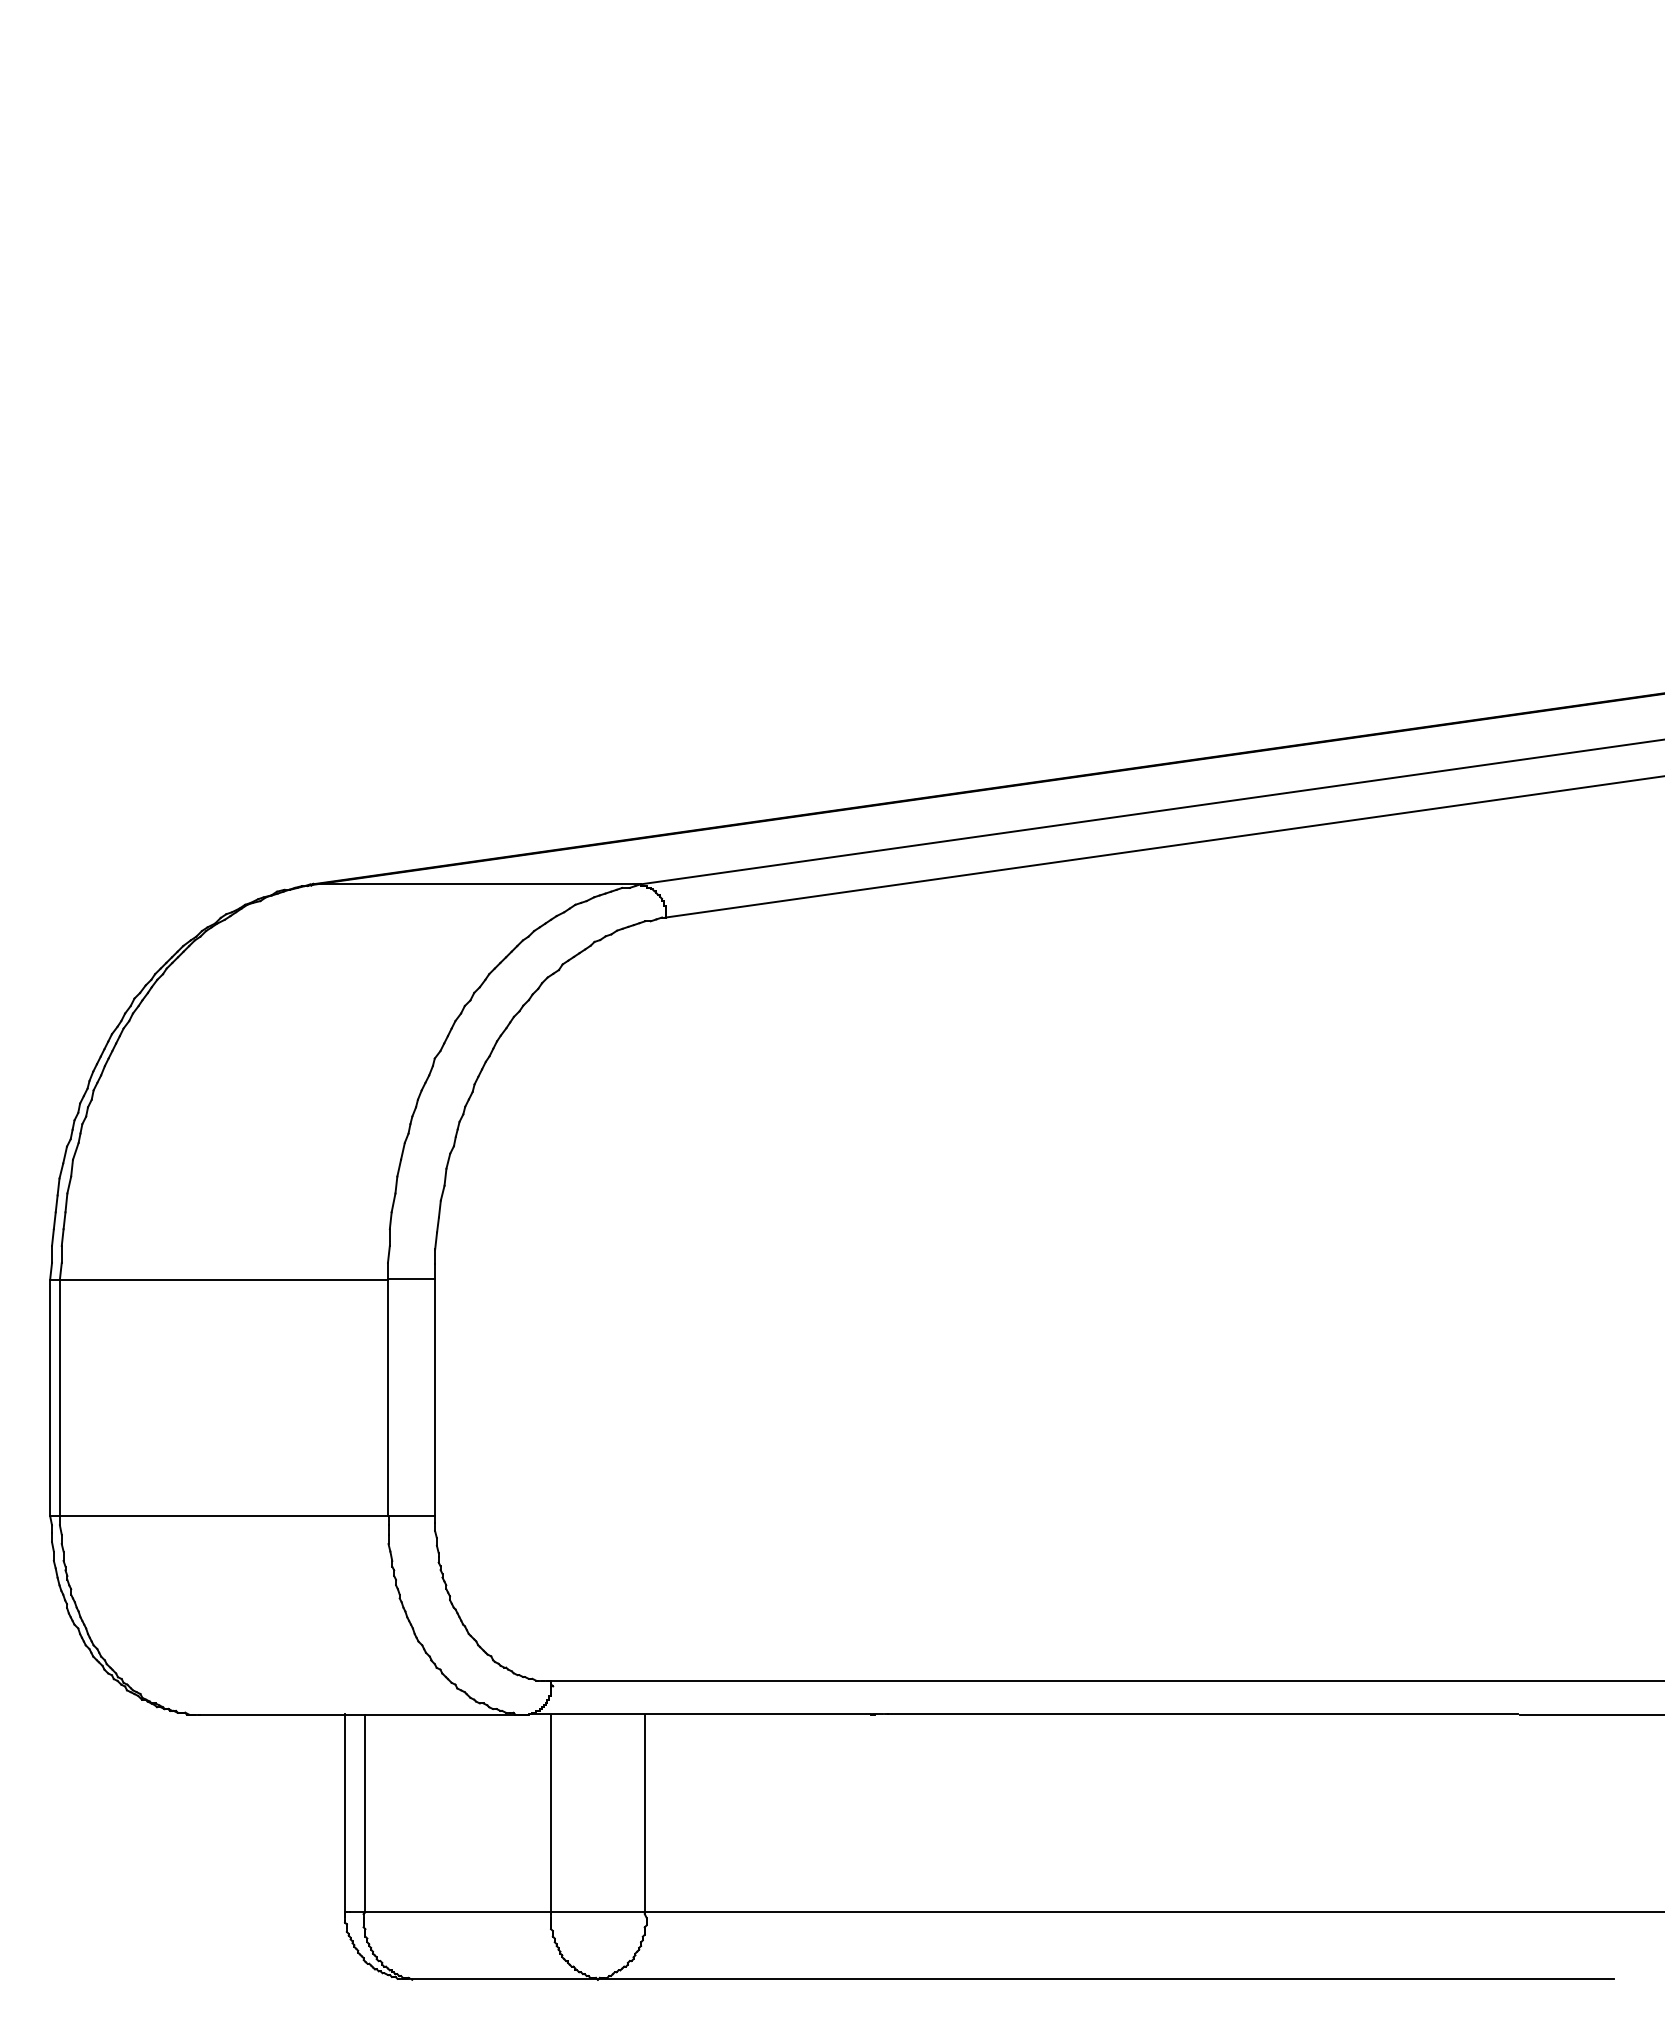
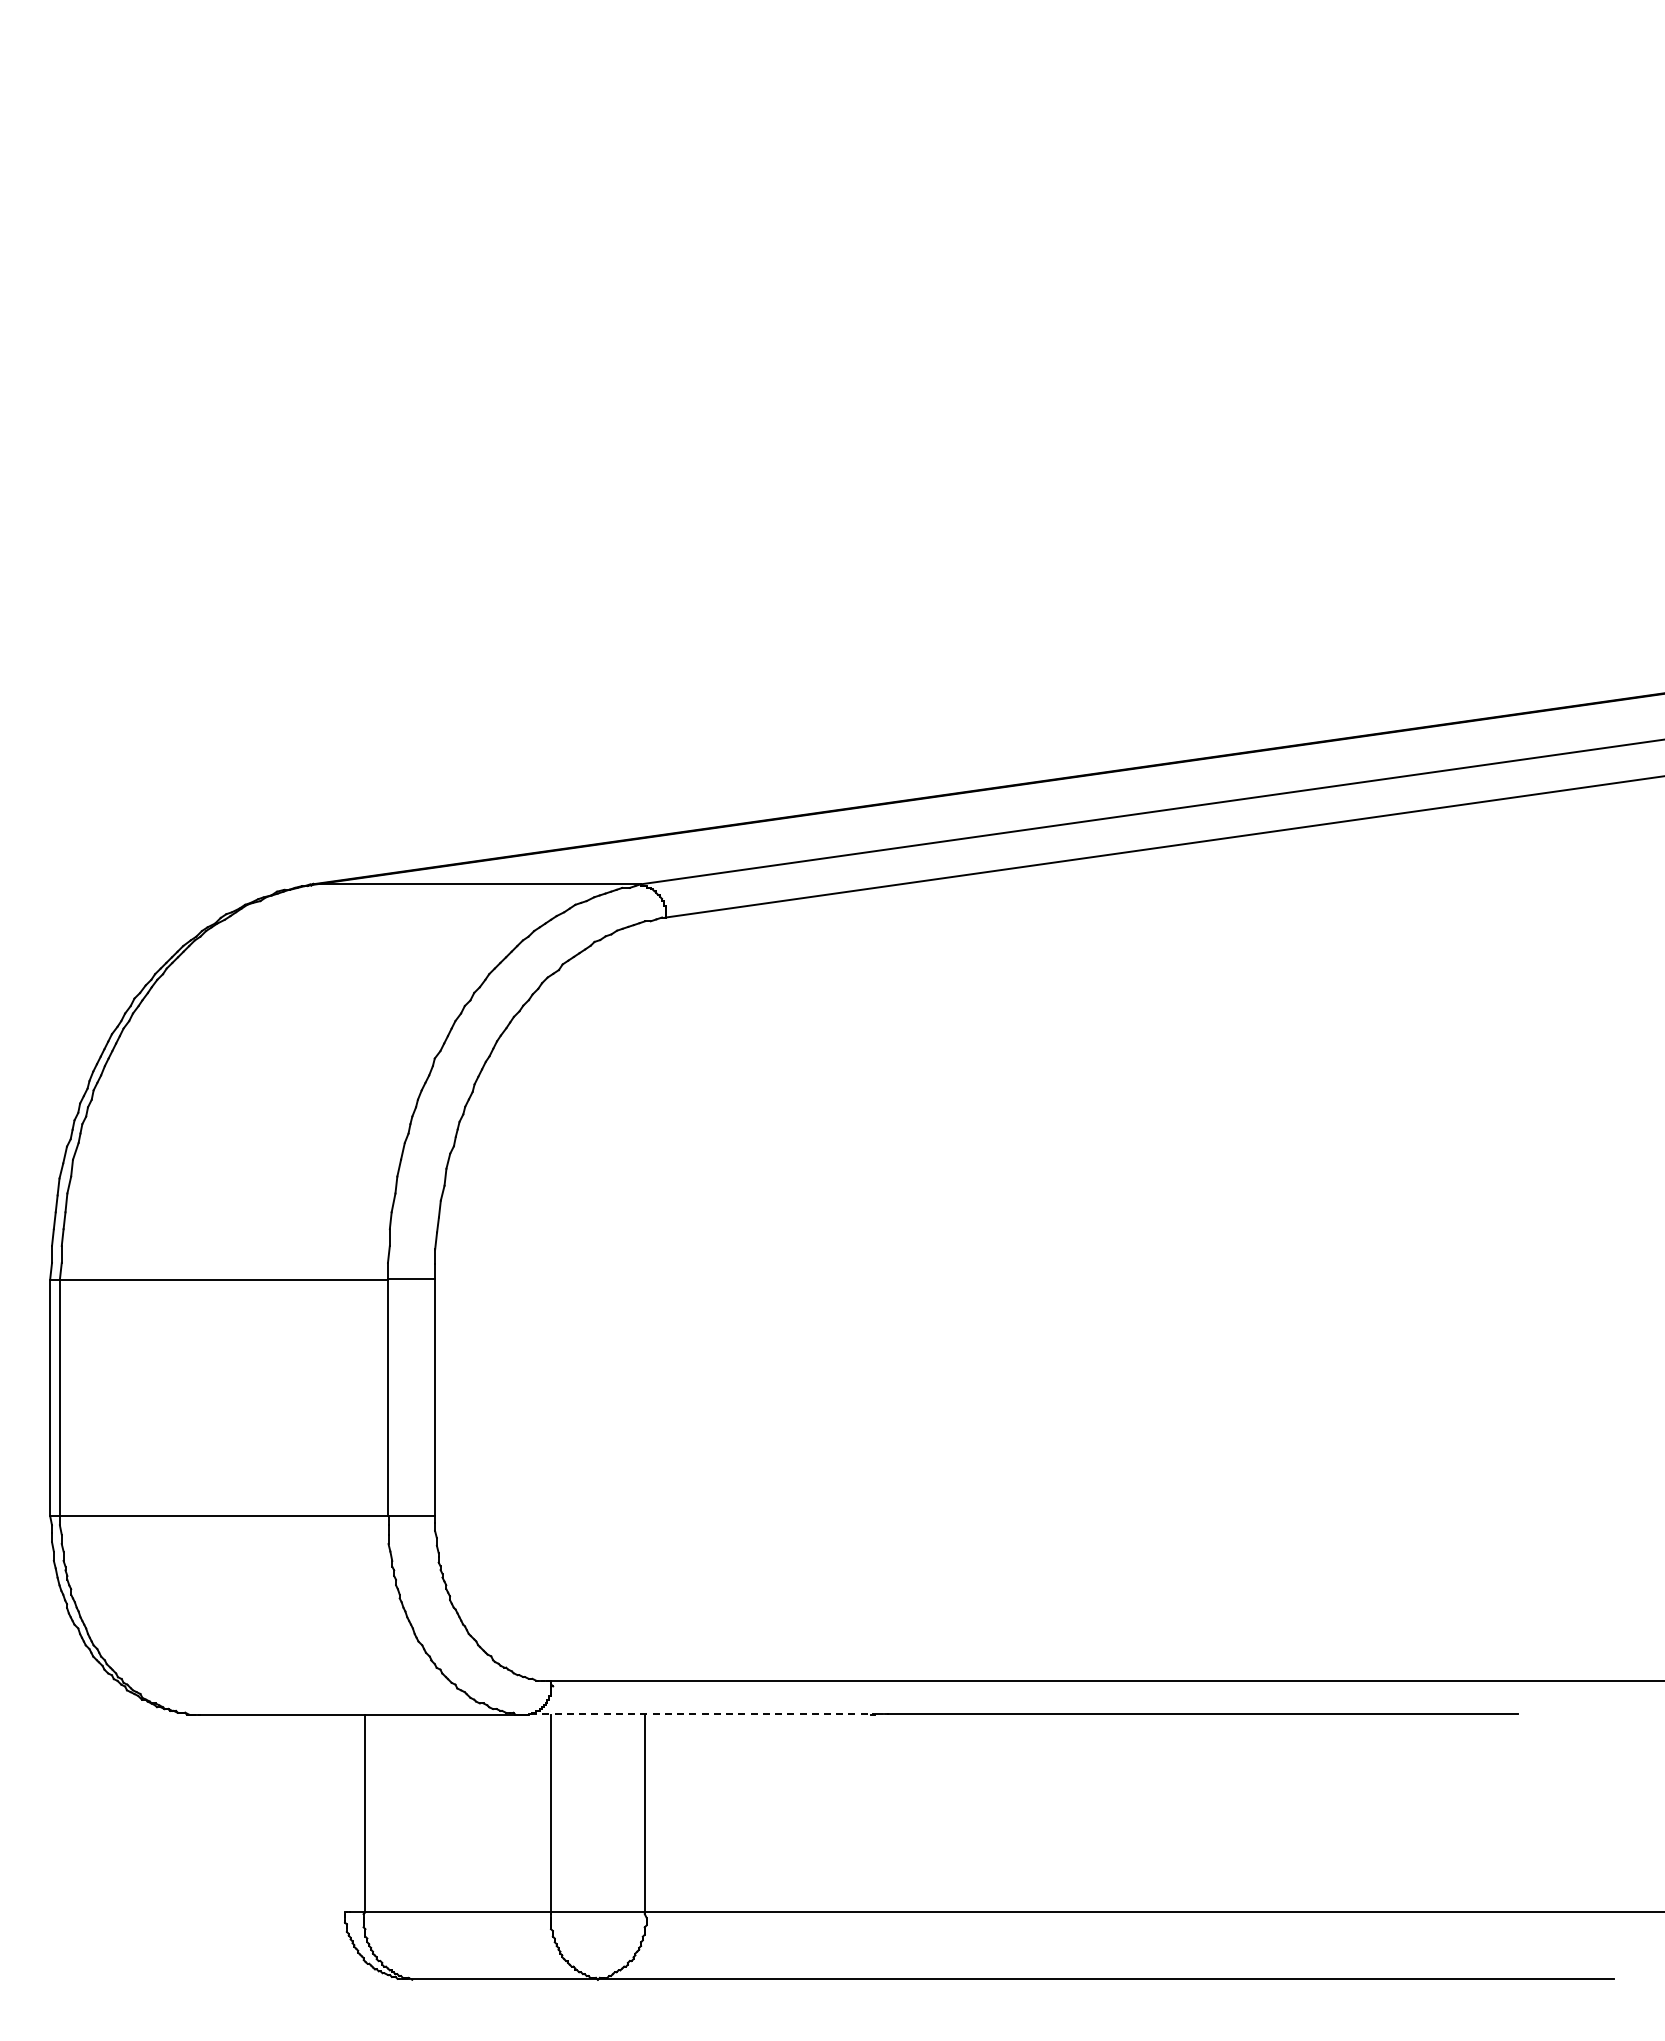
line: solid -> dashed (700, 1713)
line: present -> none (1590, 1714)
line: present -> none (345, 1813)
